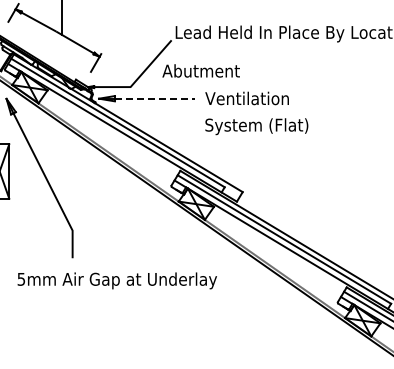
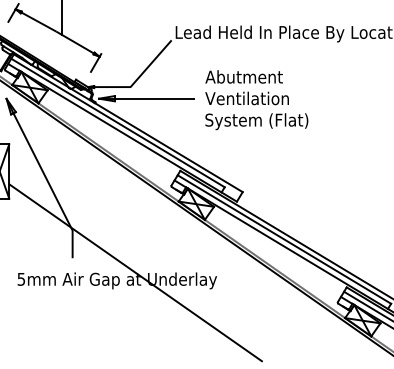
text position: (200, 70) -> (243, 76) (243, 76)
line: dashed -> solid (155, 98)
text position: (256, 126) -> (256, 121) (256, 121)
line: none -> present (135, 272)
